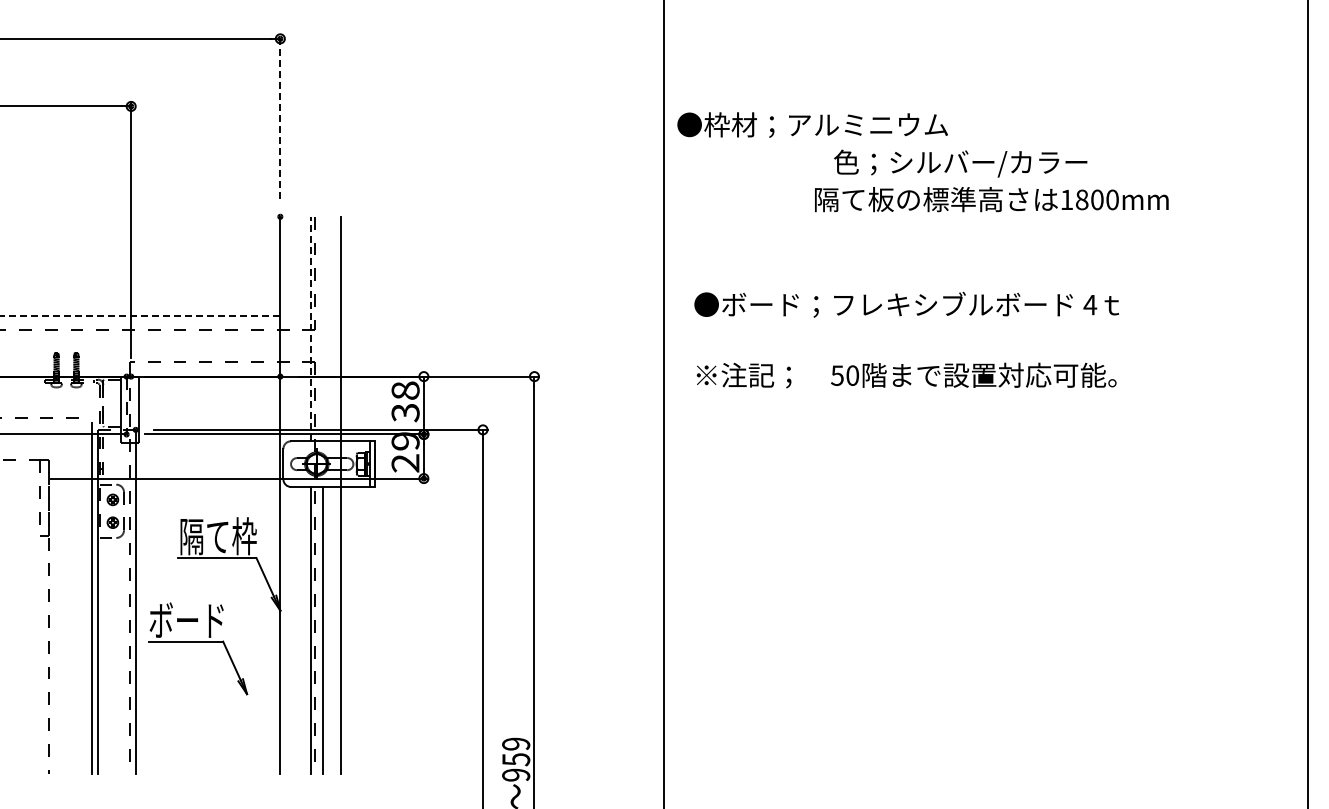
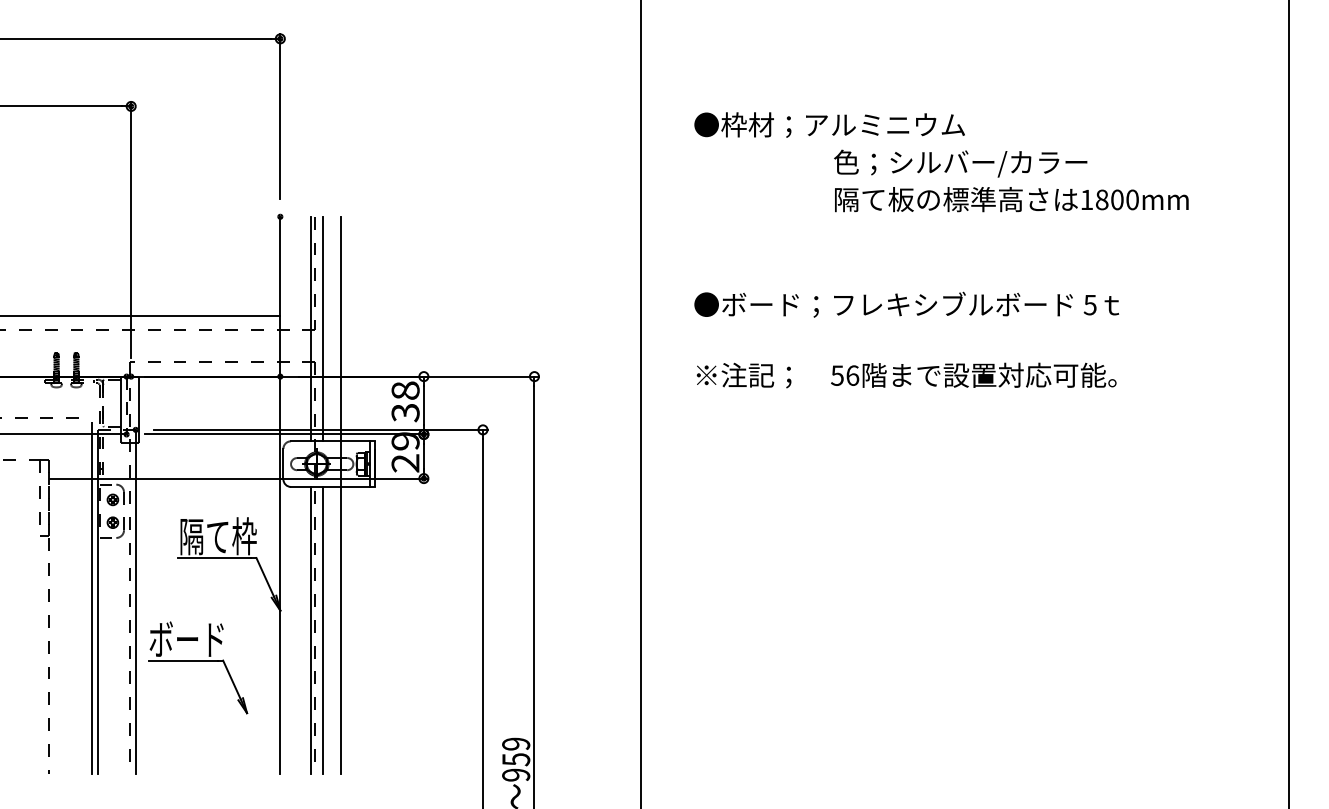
line: dashed -> solid (280, 115)
text position: (812, 124) -> (829, 124) (829, 124)
text position: (991, 199) -> (1011, 199) (1011, 199)
text: 4 -> 5 (1090, 305)
line: dashed -> solid (140, 315)
line: dashed -> solid (310, 328)
line: none -> present (323, 328)
text: 50 -> 56 (852, 375)
line position: (663, 403) -> (640, 403) (640, 403)
line position: (1308, 403) -> (1289, 403) (1289, 403)
part position: (198, 648) -> (198, 667) (198, 667)
